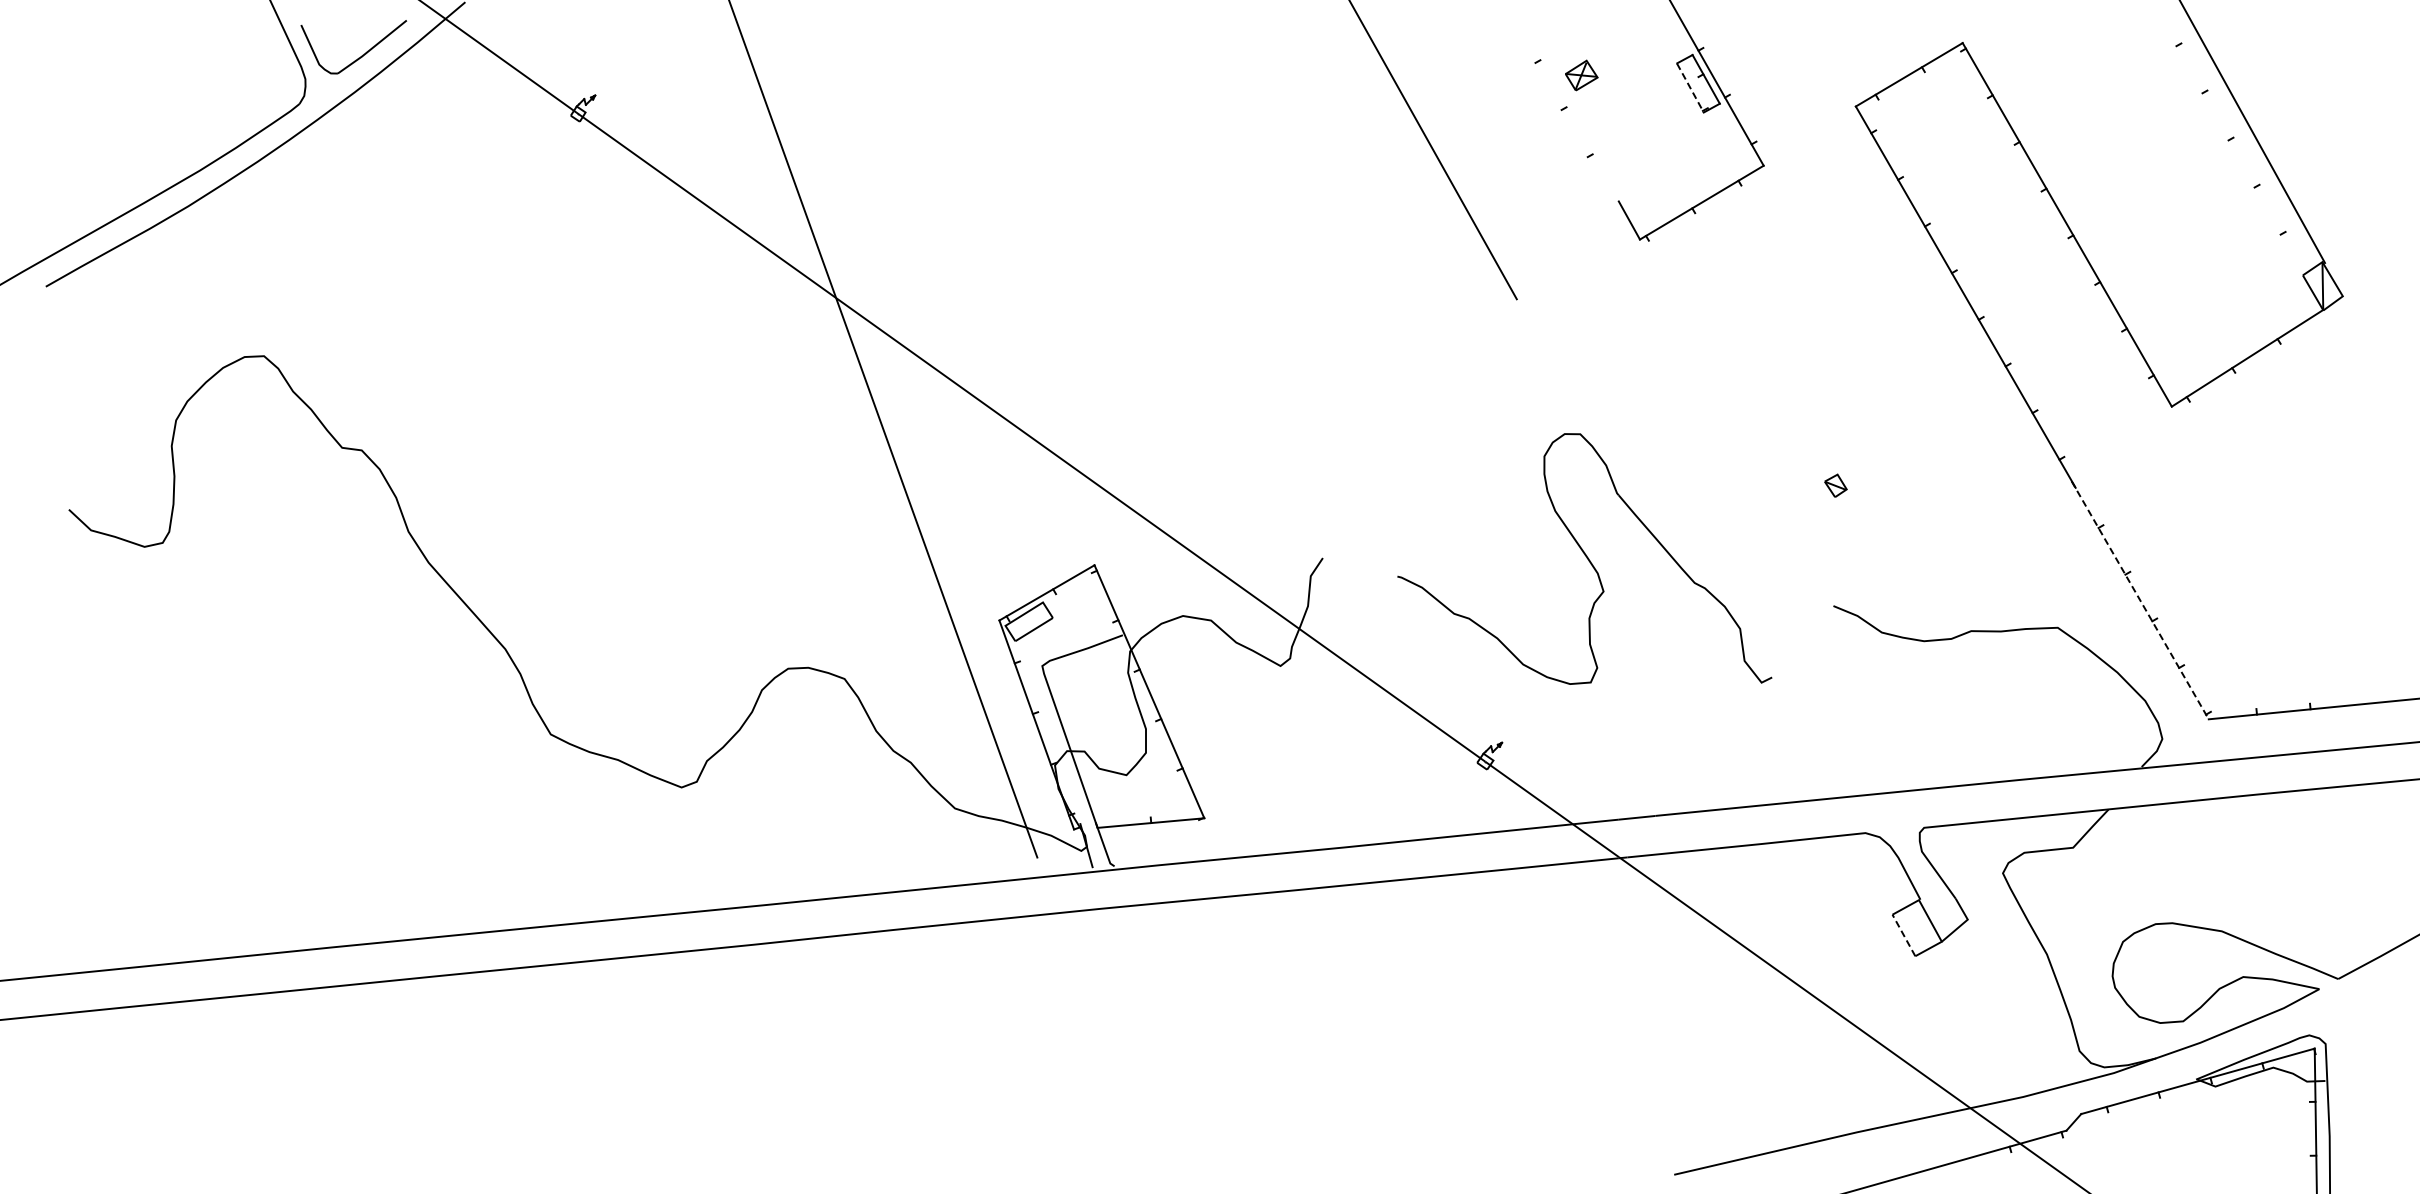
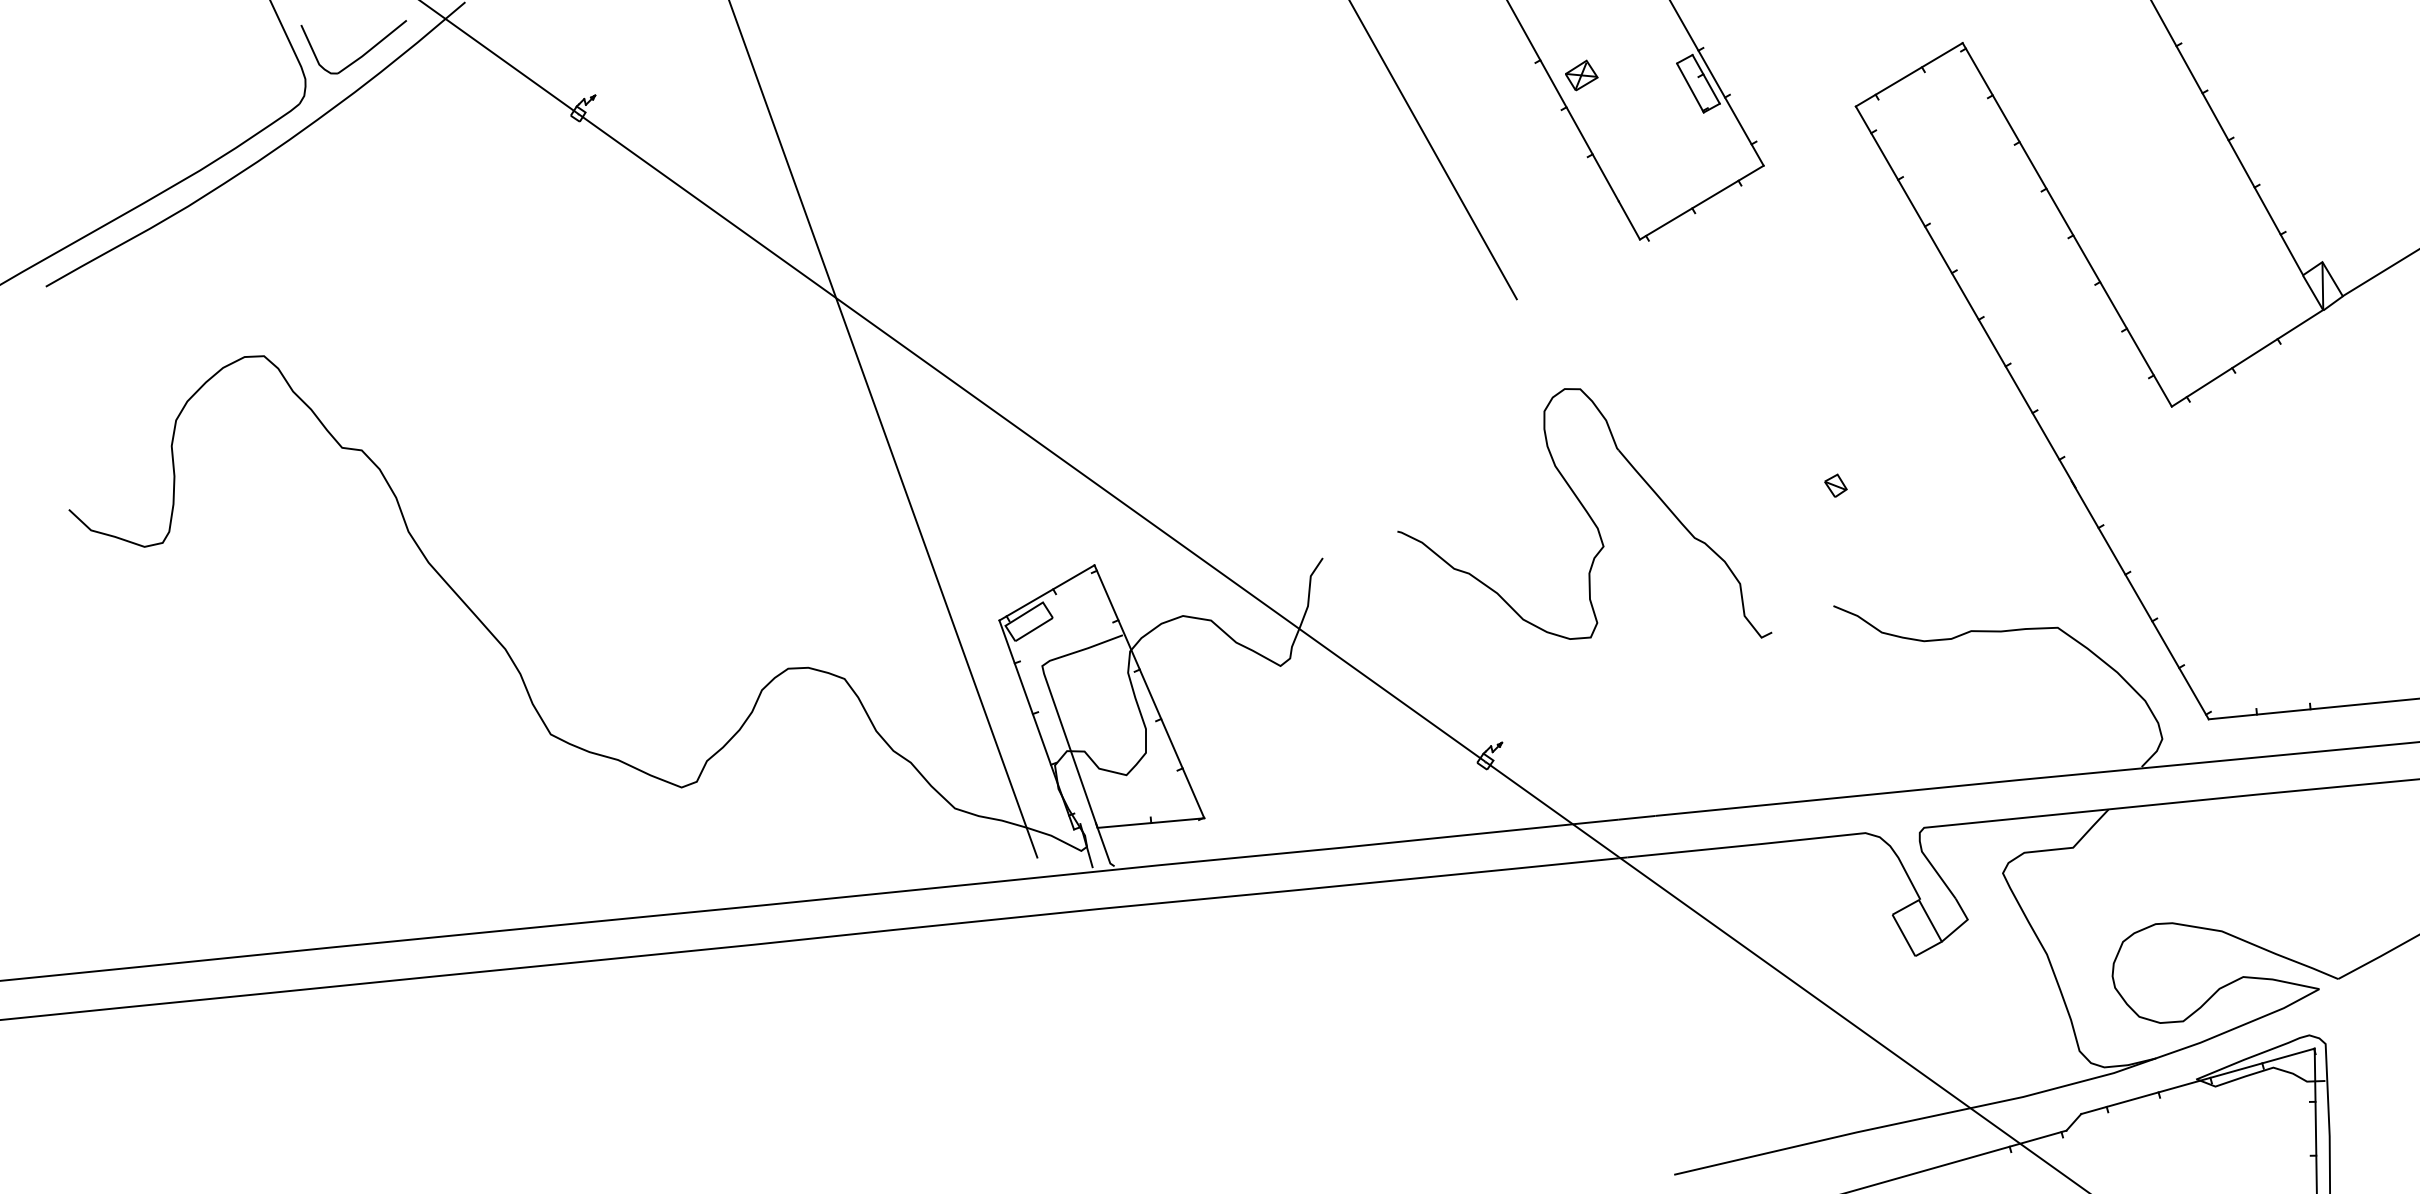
line: dashed -> solid (1690, 88)
line: none -> present (1563, 101)
line position: (2252, 132) -> (2227, 138) (2227, 138)
line: none -> present (2379, 273)
part position: (1584, 558) -> (1584, 513) (1584, 513)
line: dashed -> solid (2140, 600)
line: dashed -> solid (1903, 935)
